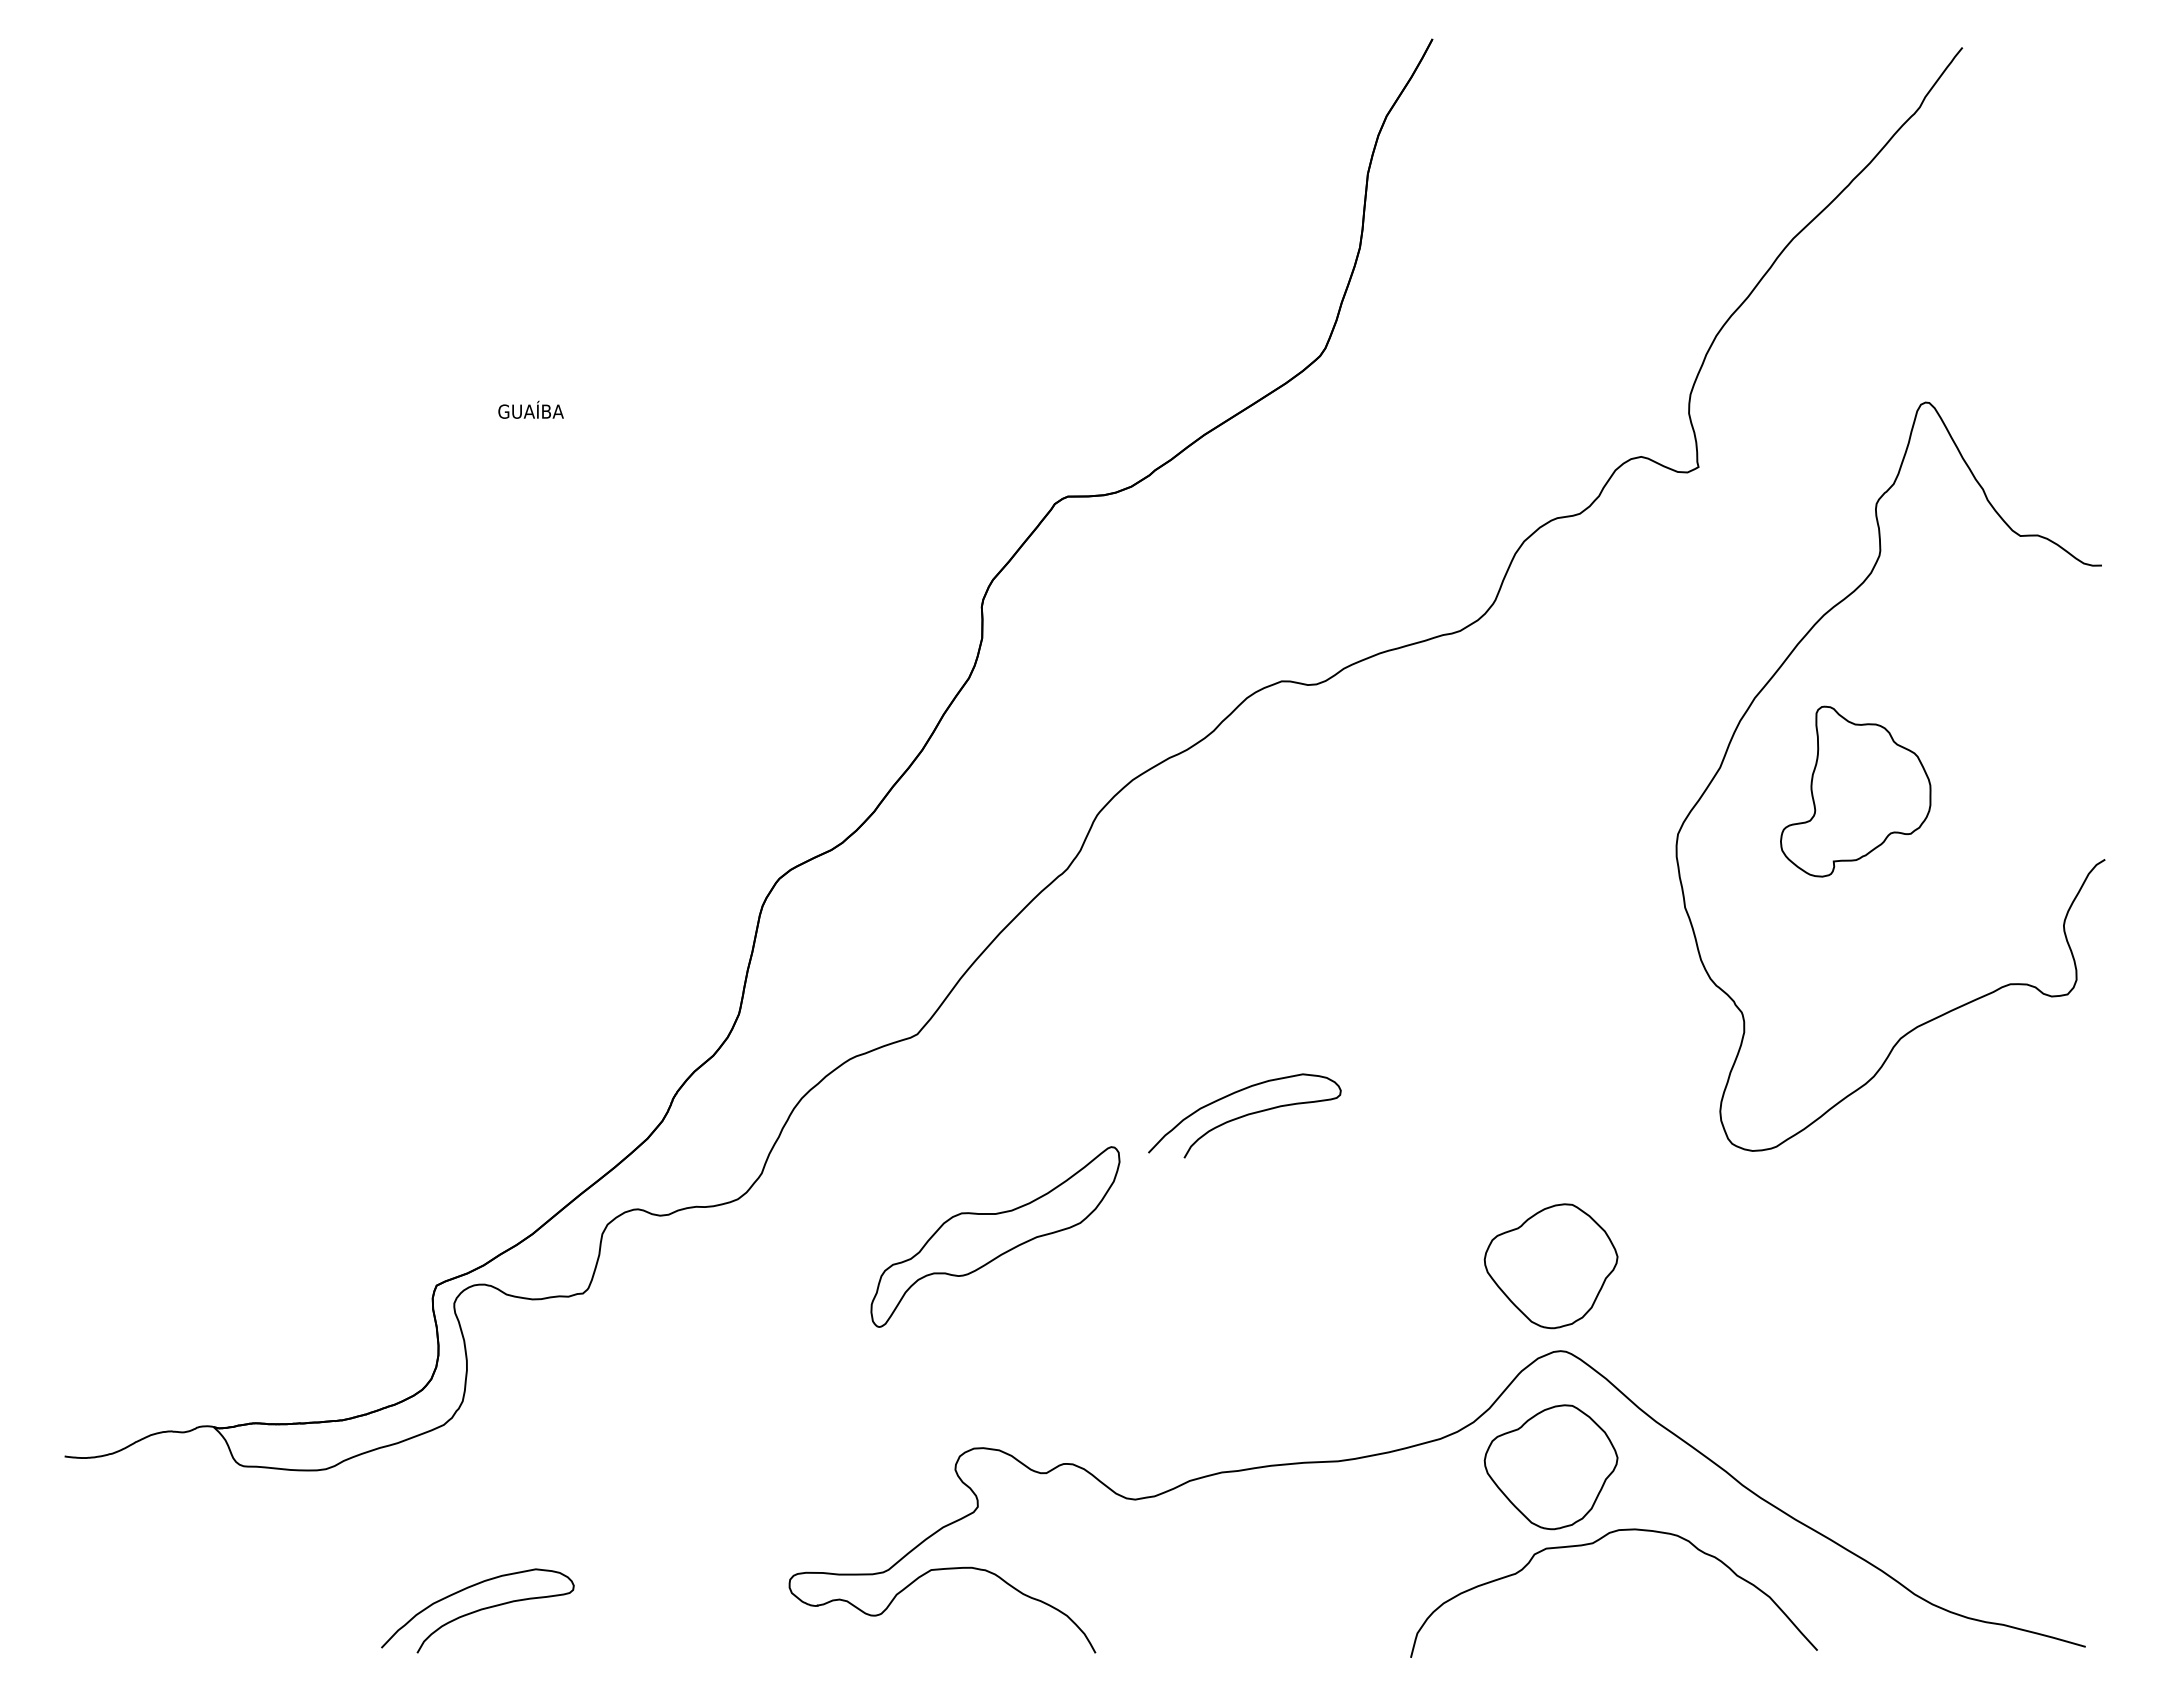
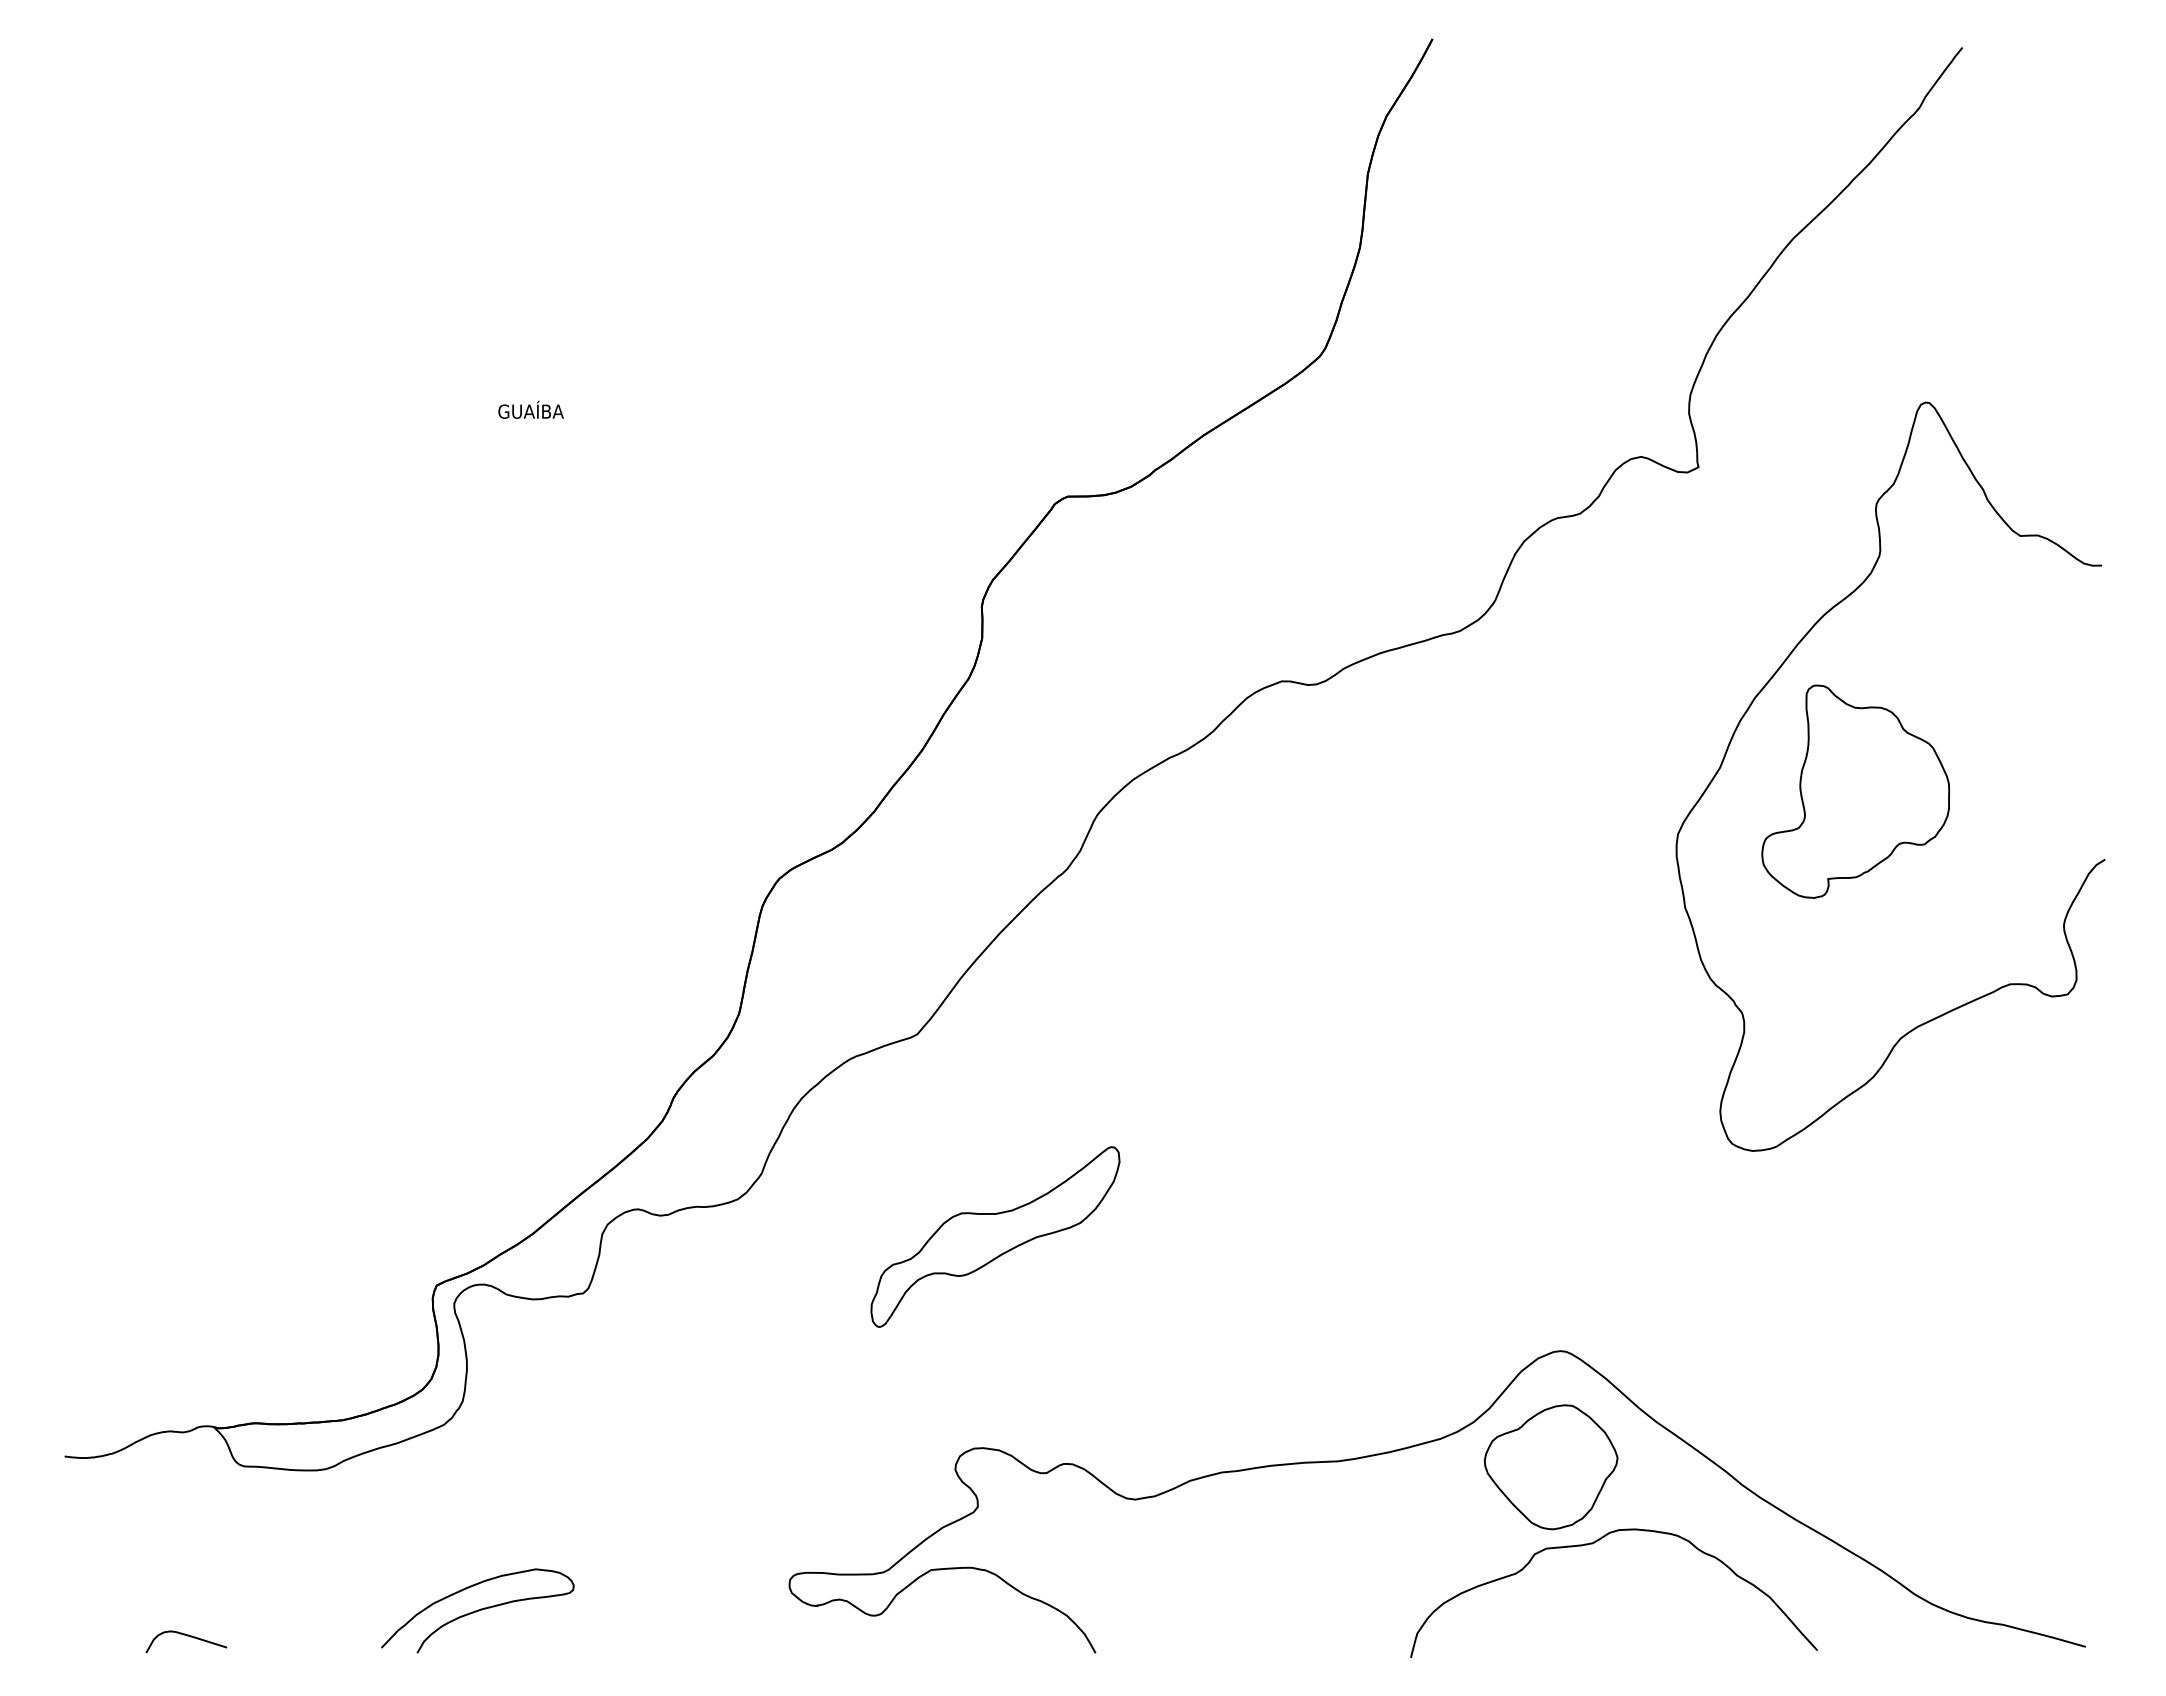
part size: 152x173 px -> 190x215 px (1855, 791)
curve: present -> none (1244, 1115)
part: present -> none (1550, 1266)
curve: none -> present (187, 1636)
